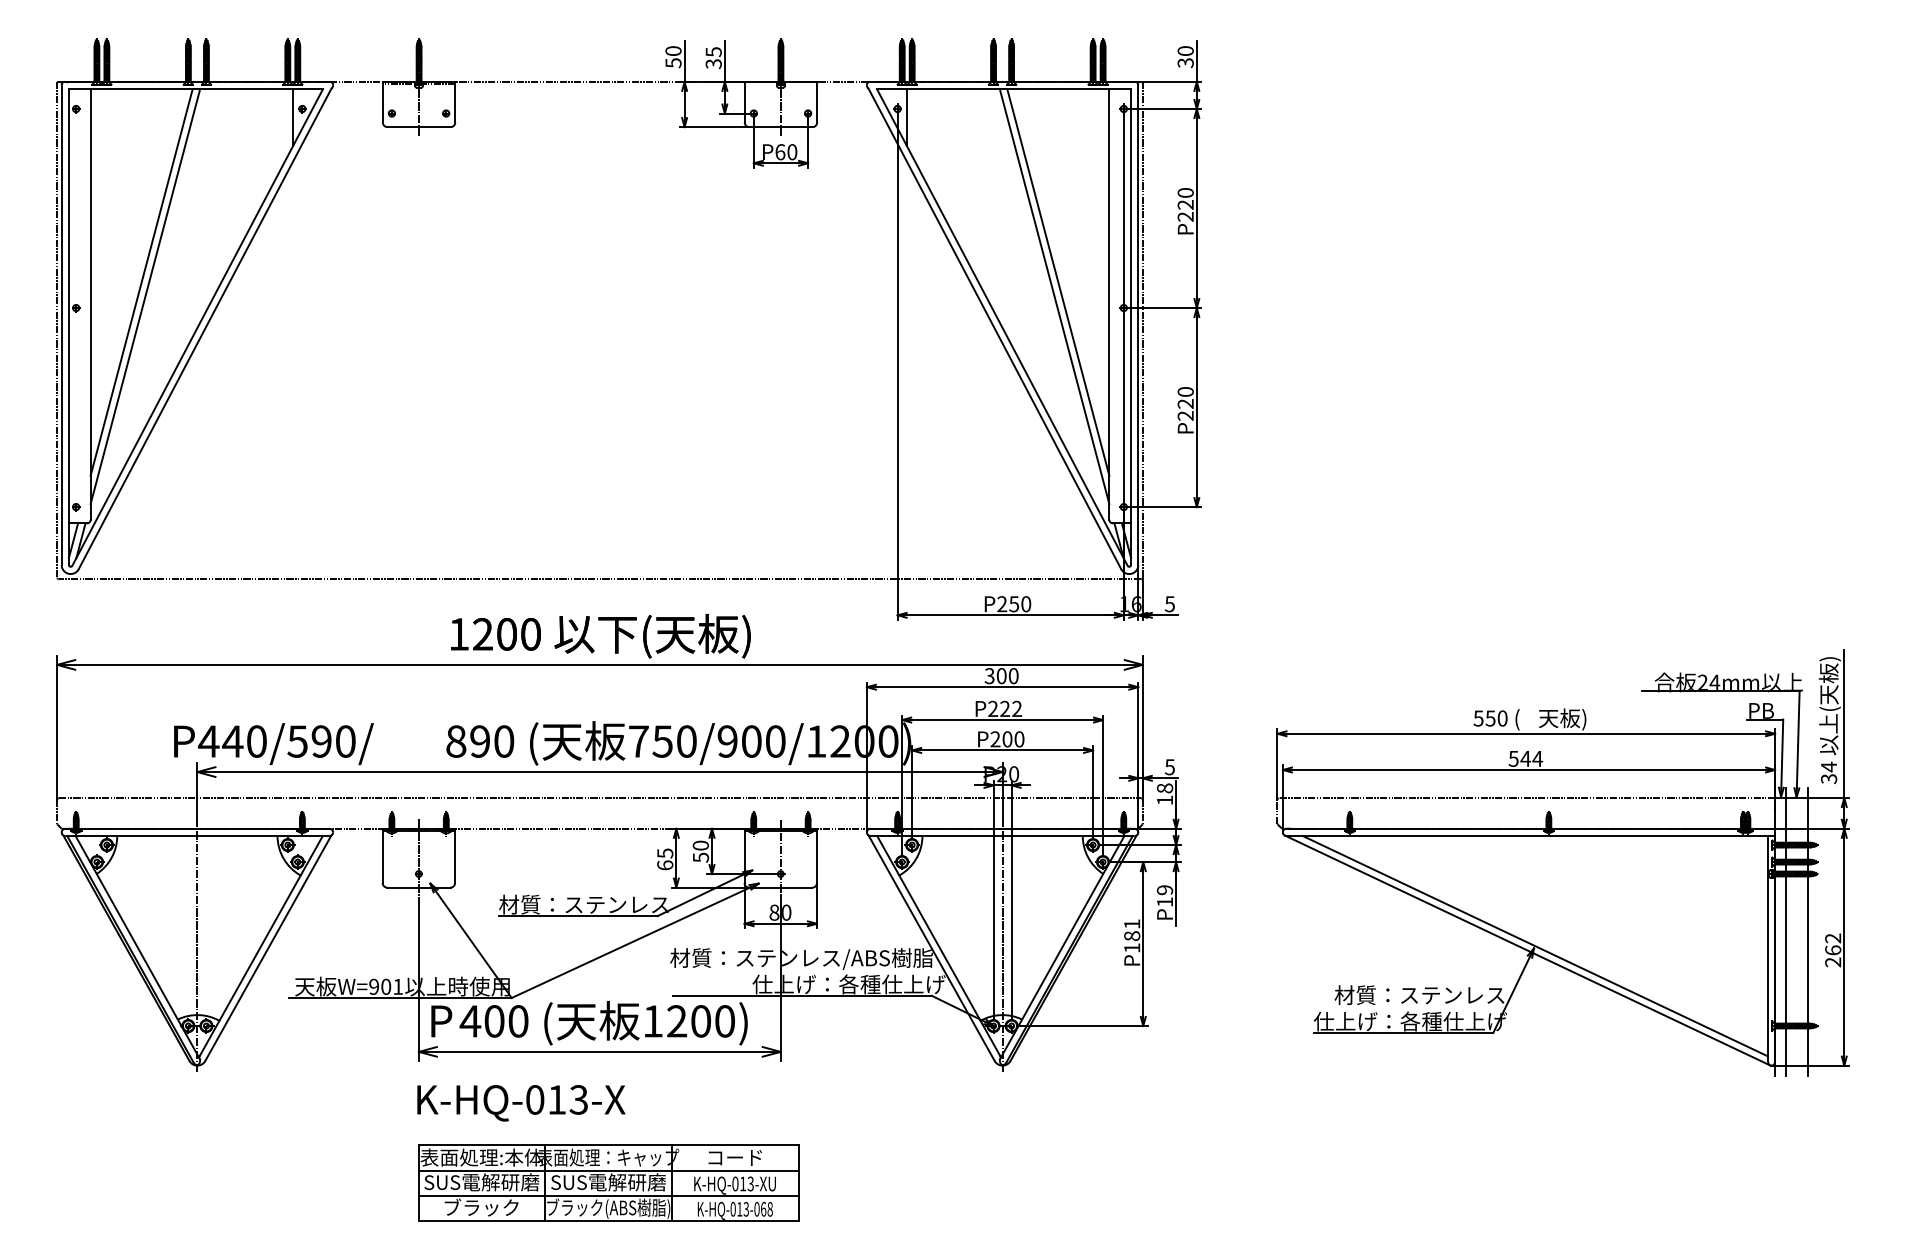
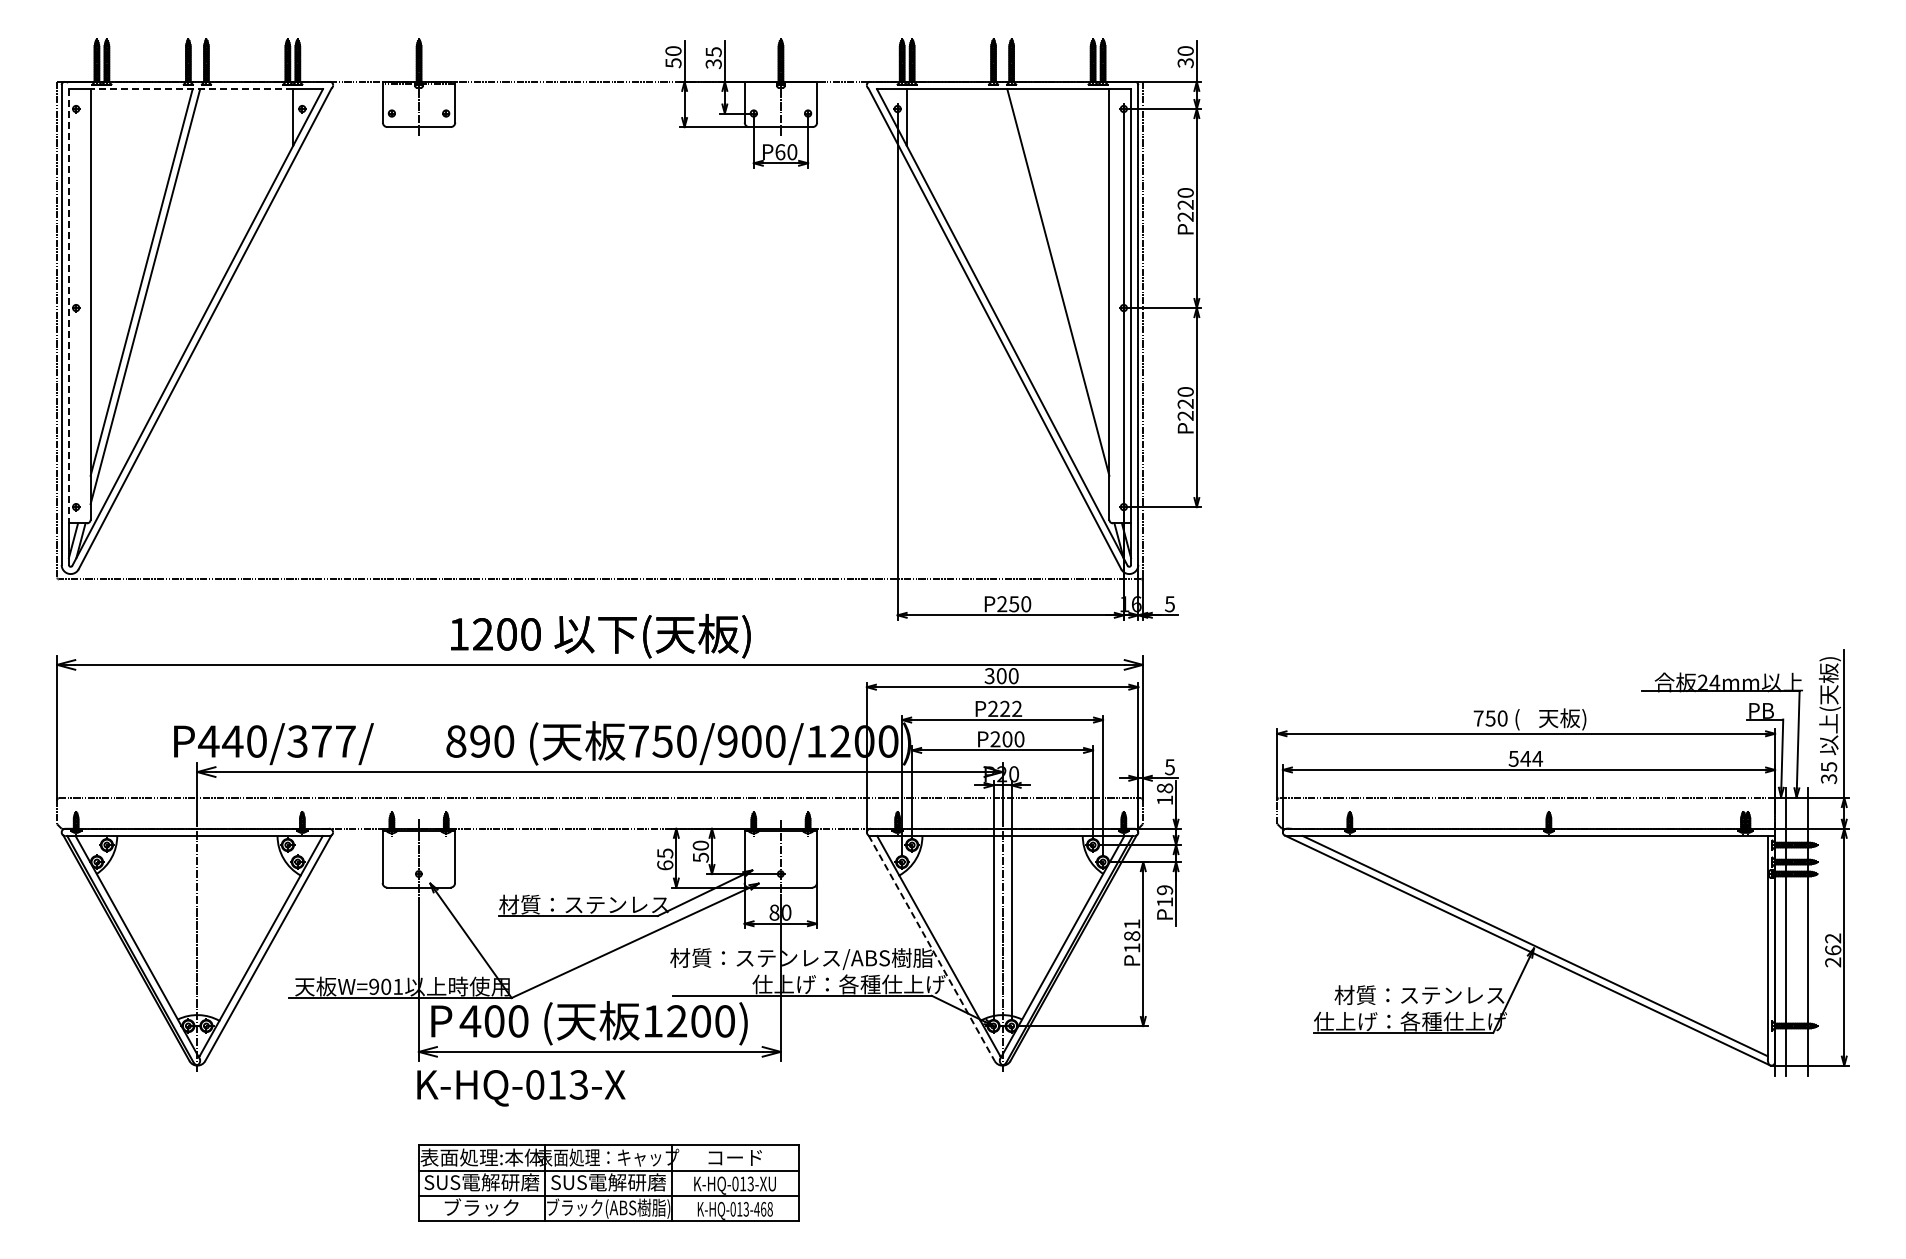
line: solid -> dashed (191, 89)
line: present -> none (1054, 296)
line: solid -> dashed (68, 306)
text: 550 -> 750 (1478, 718)
text: P440/590/ -> P440/377/ (321, 741)
text: 34 -> 35 (1829, 766)
line: solid -> dashed (931, 948)
text position: (521, 1103) -> (521, 1088) (521, 1088)
text: K-HQ-013-068 -> K-HQ-013-468 (756, 1209)
